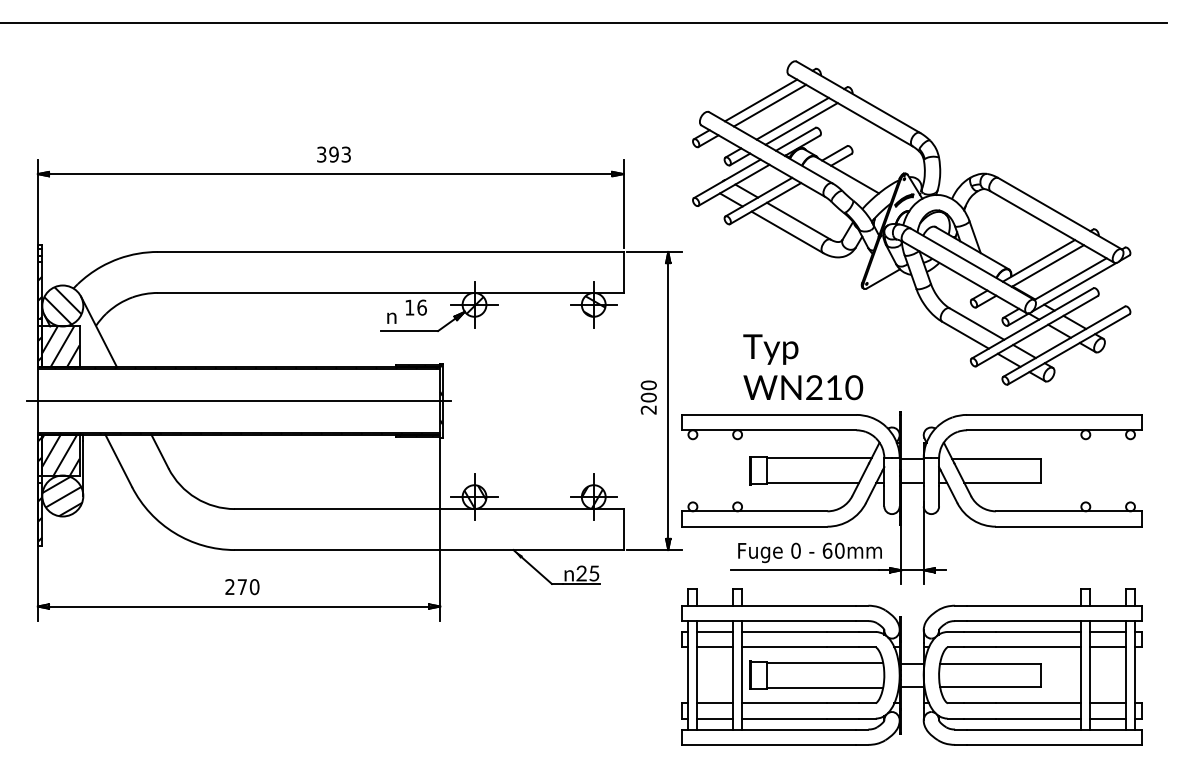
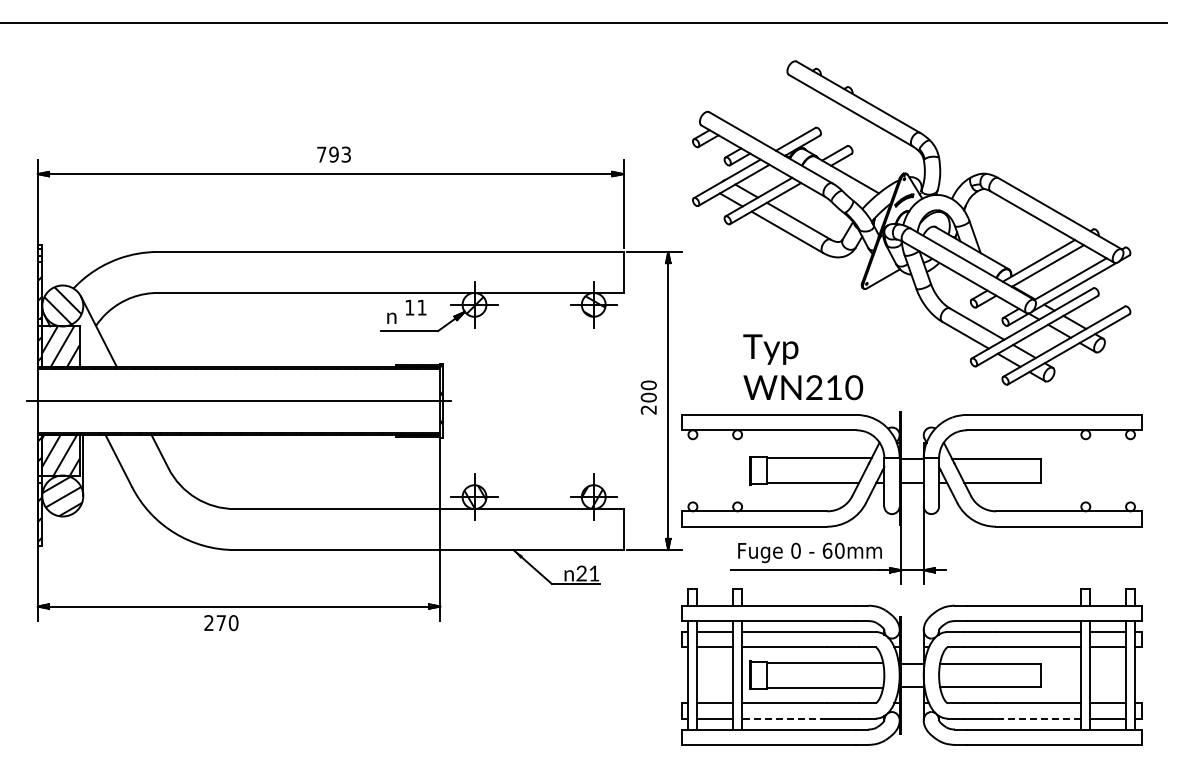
line: present -> none (761, 100)
line: present -> none (769, 105)
line: present -> none (792, 118)
line: present -> none (801, 123)
text: 393 -> 793 (321, 154)
text: 16 -> 11 (421, 307)
text: 25 -> 21 (594, 573)
text position: (242, 587) -> (221, 623) (221, 623)
line: solid -> dashed (784, 718)
line: solid -> dashed (1038, 718)
